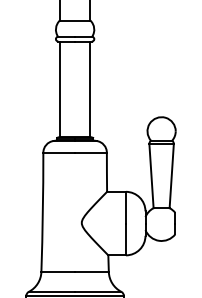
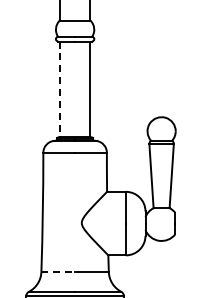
line: solid -> dashed (59, 89)
line: solid -> dashed (58, 271)
